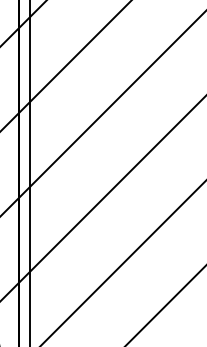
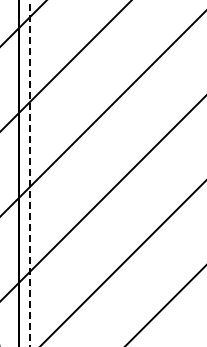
line: solid -> dashed (30, 173)
